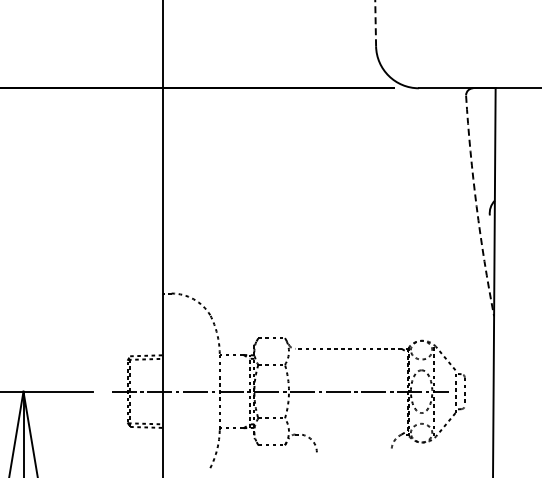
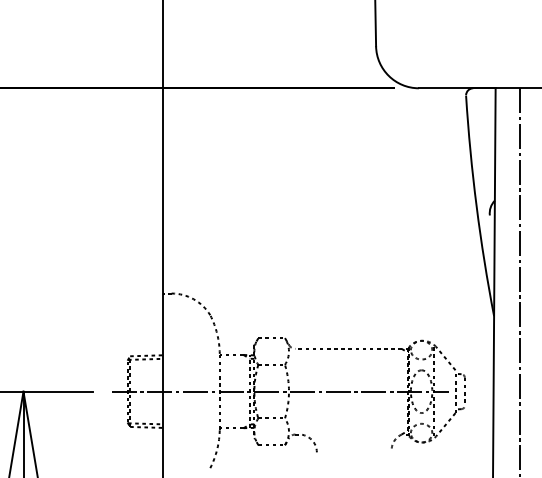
line: dashed -> solid (375, 23)
arc: dashed -> solid (476, 206)
line: none -> present (519, 281)
